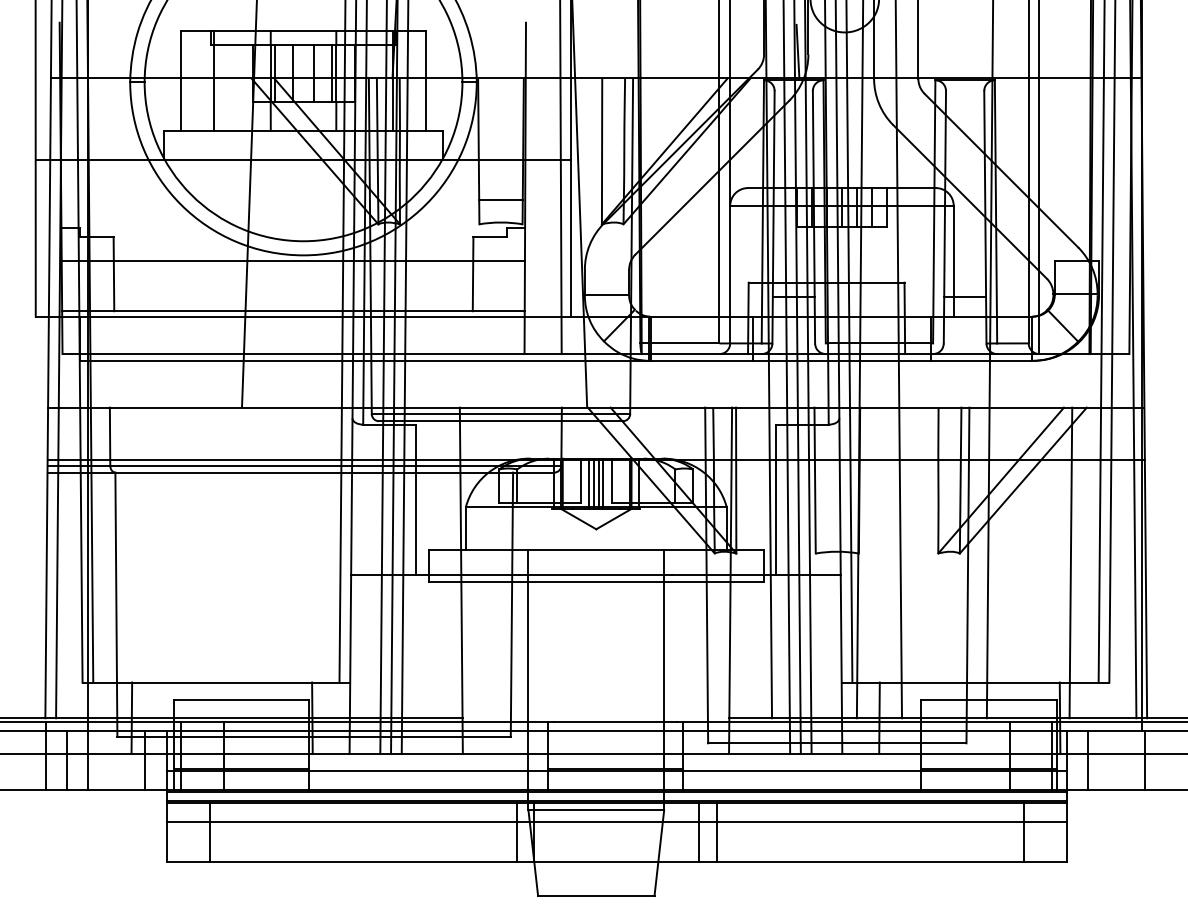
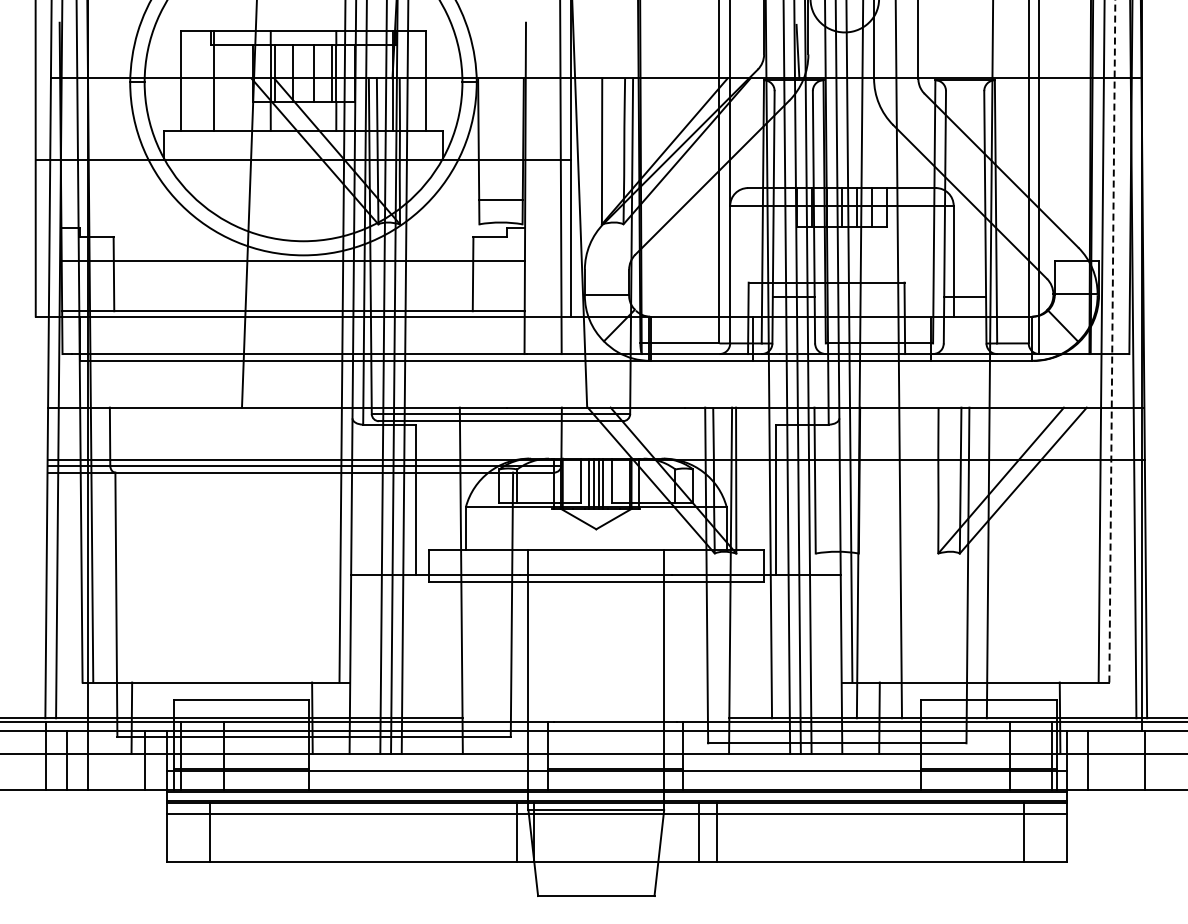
line: solid -> dashed (1112, 341)
line: present -> none (1070, 562)
line position: (616, 821) -> (616, 813) (616, 813)
